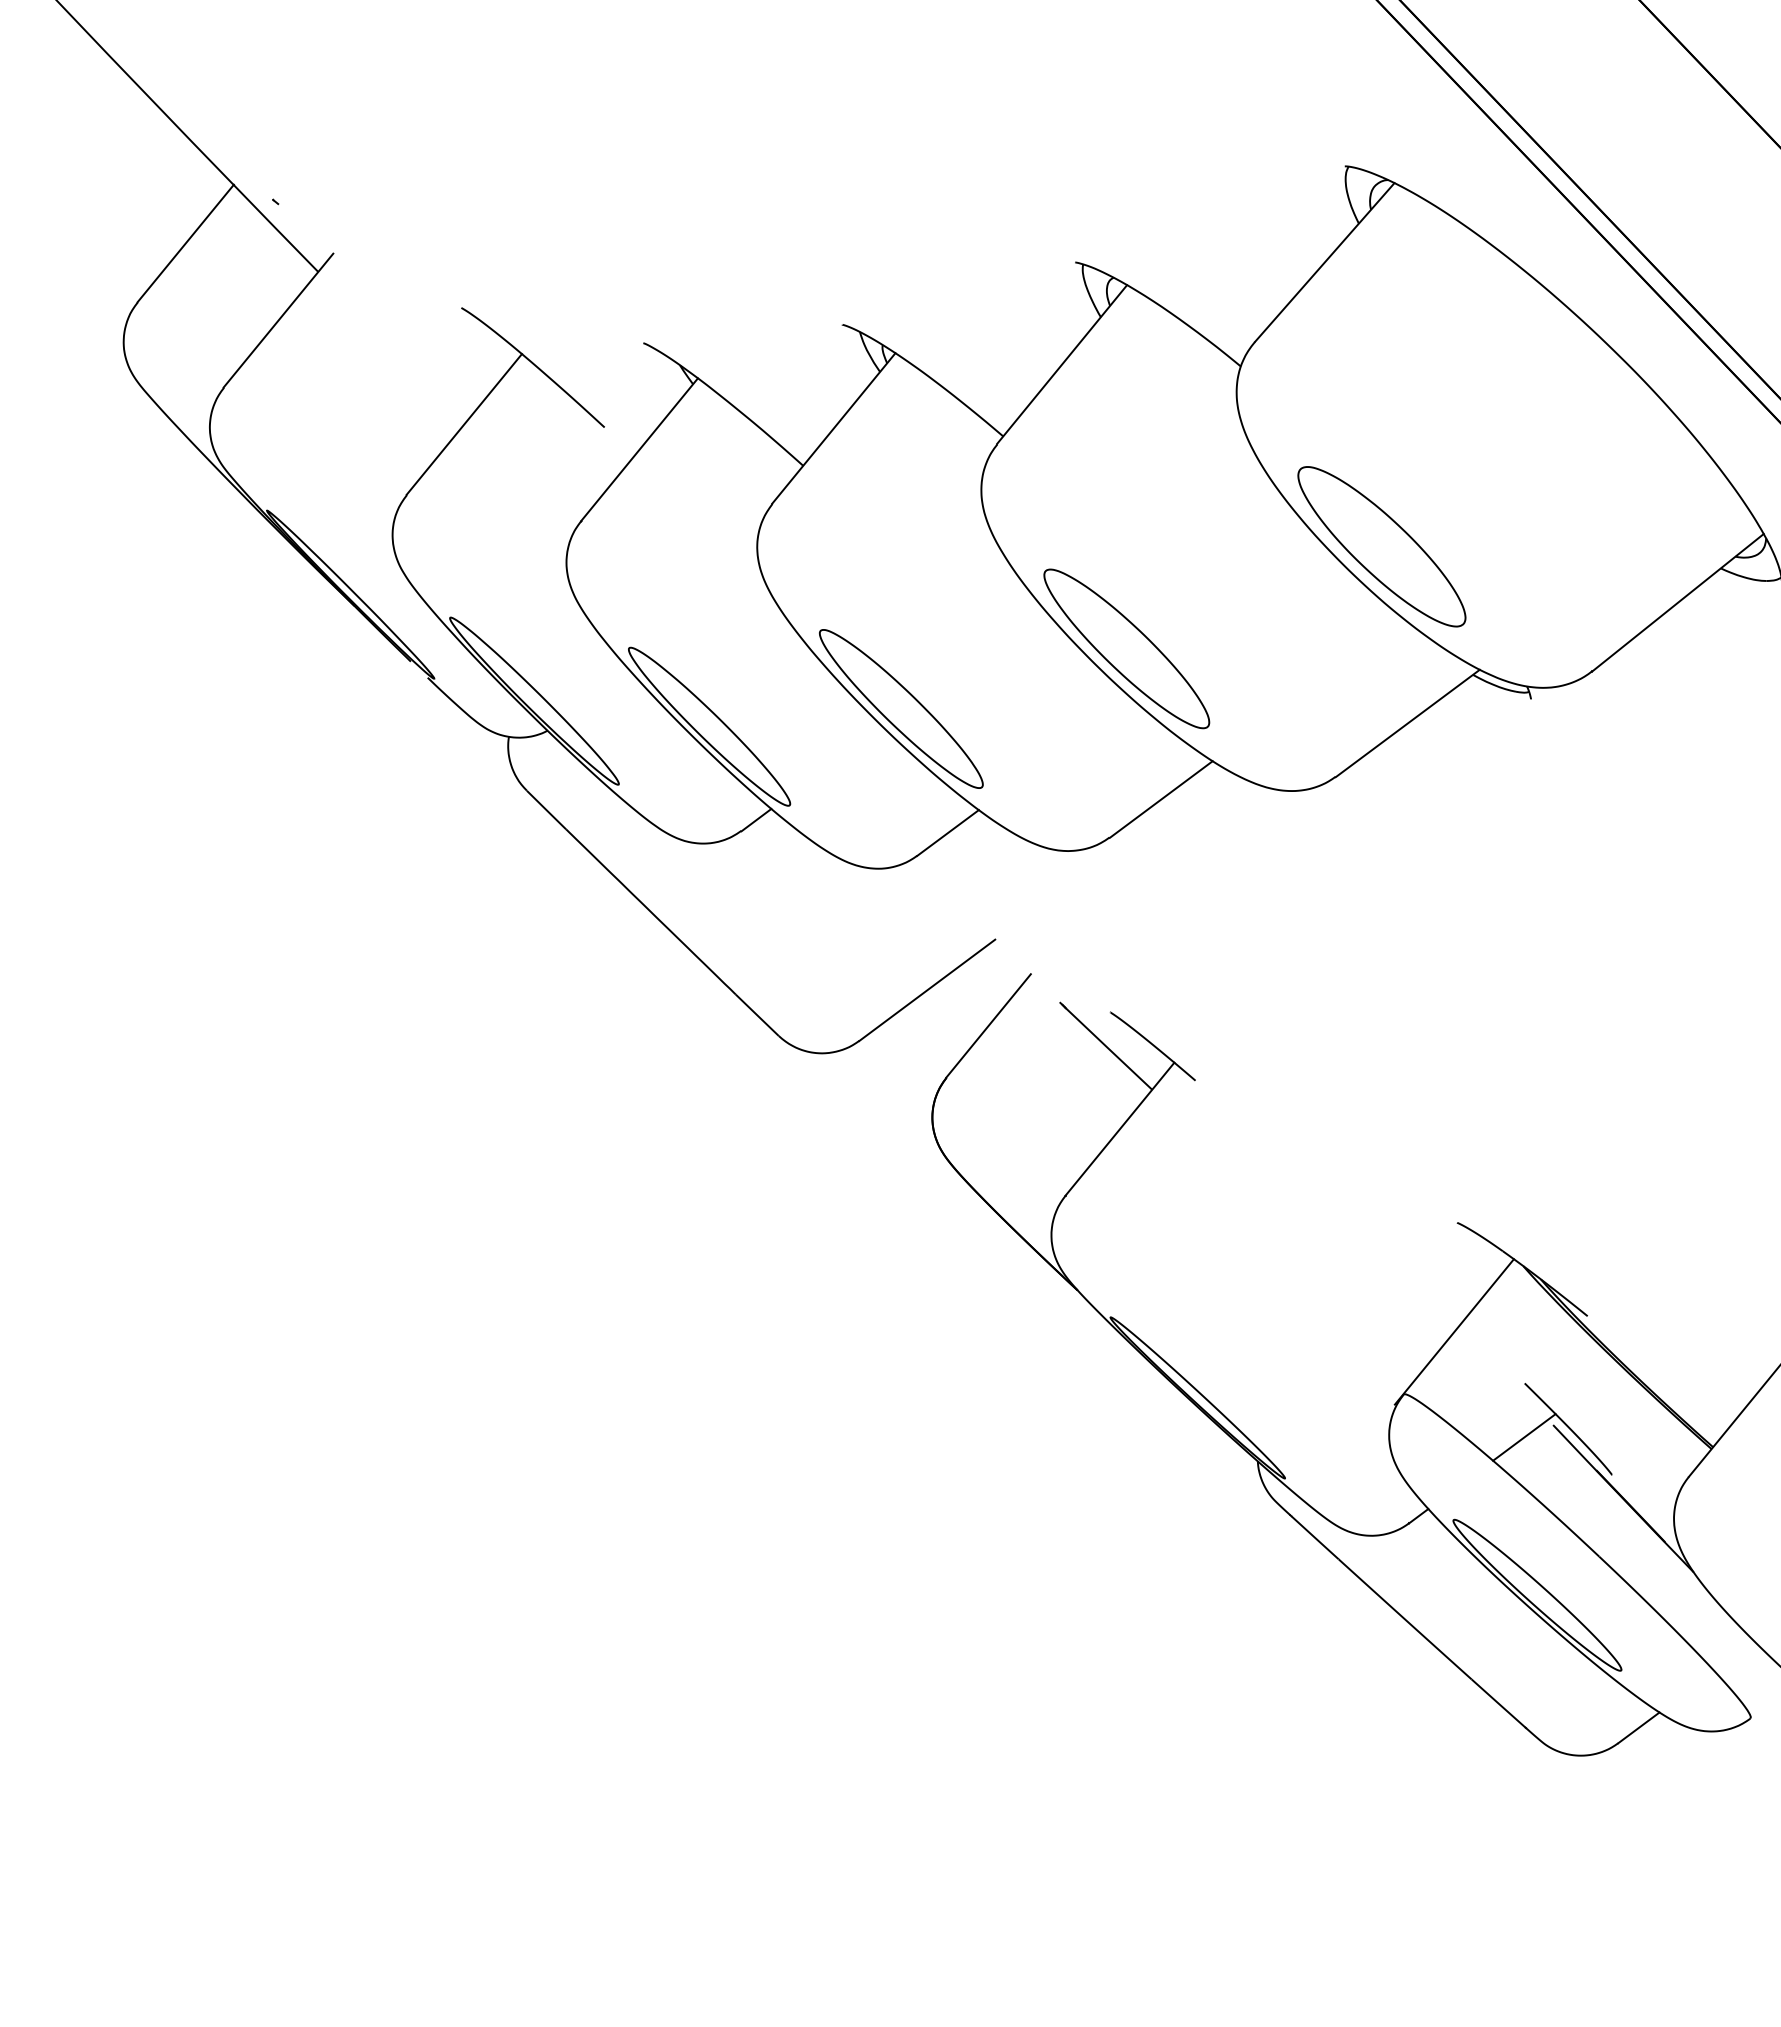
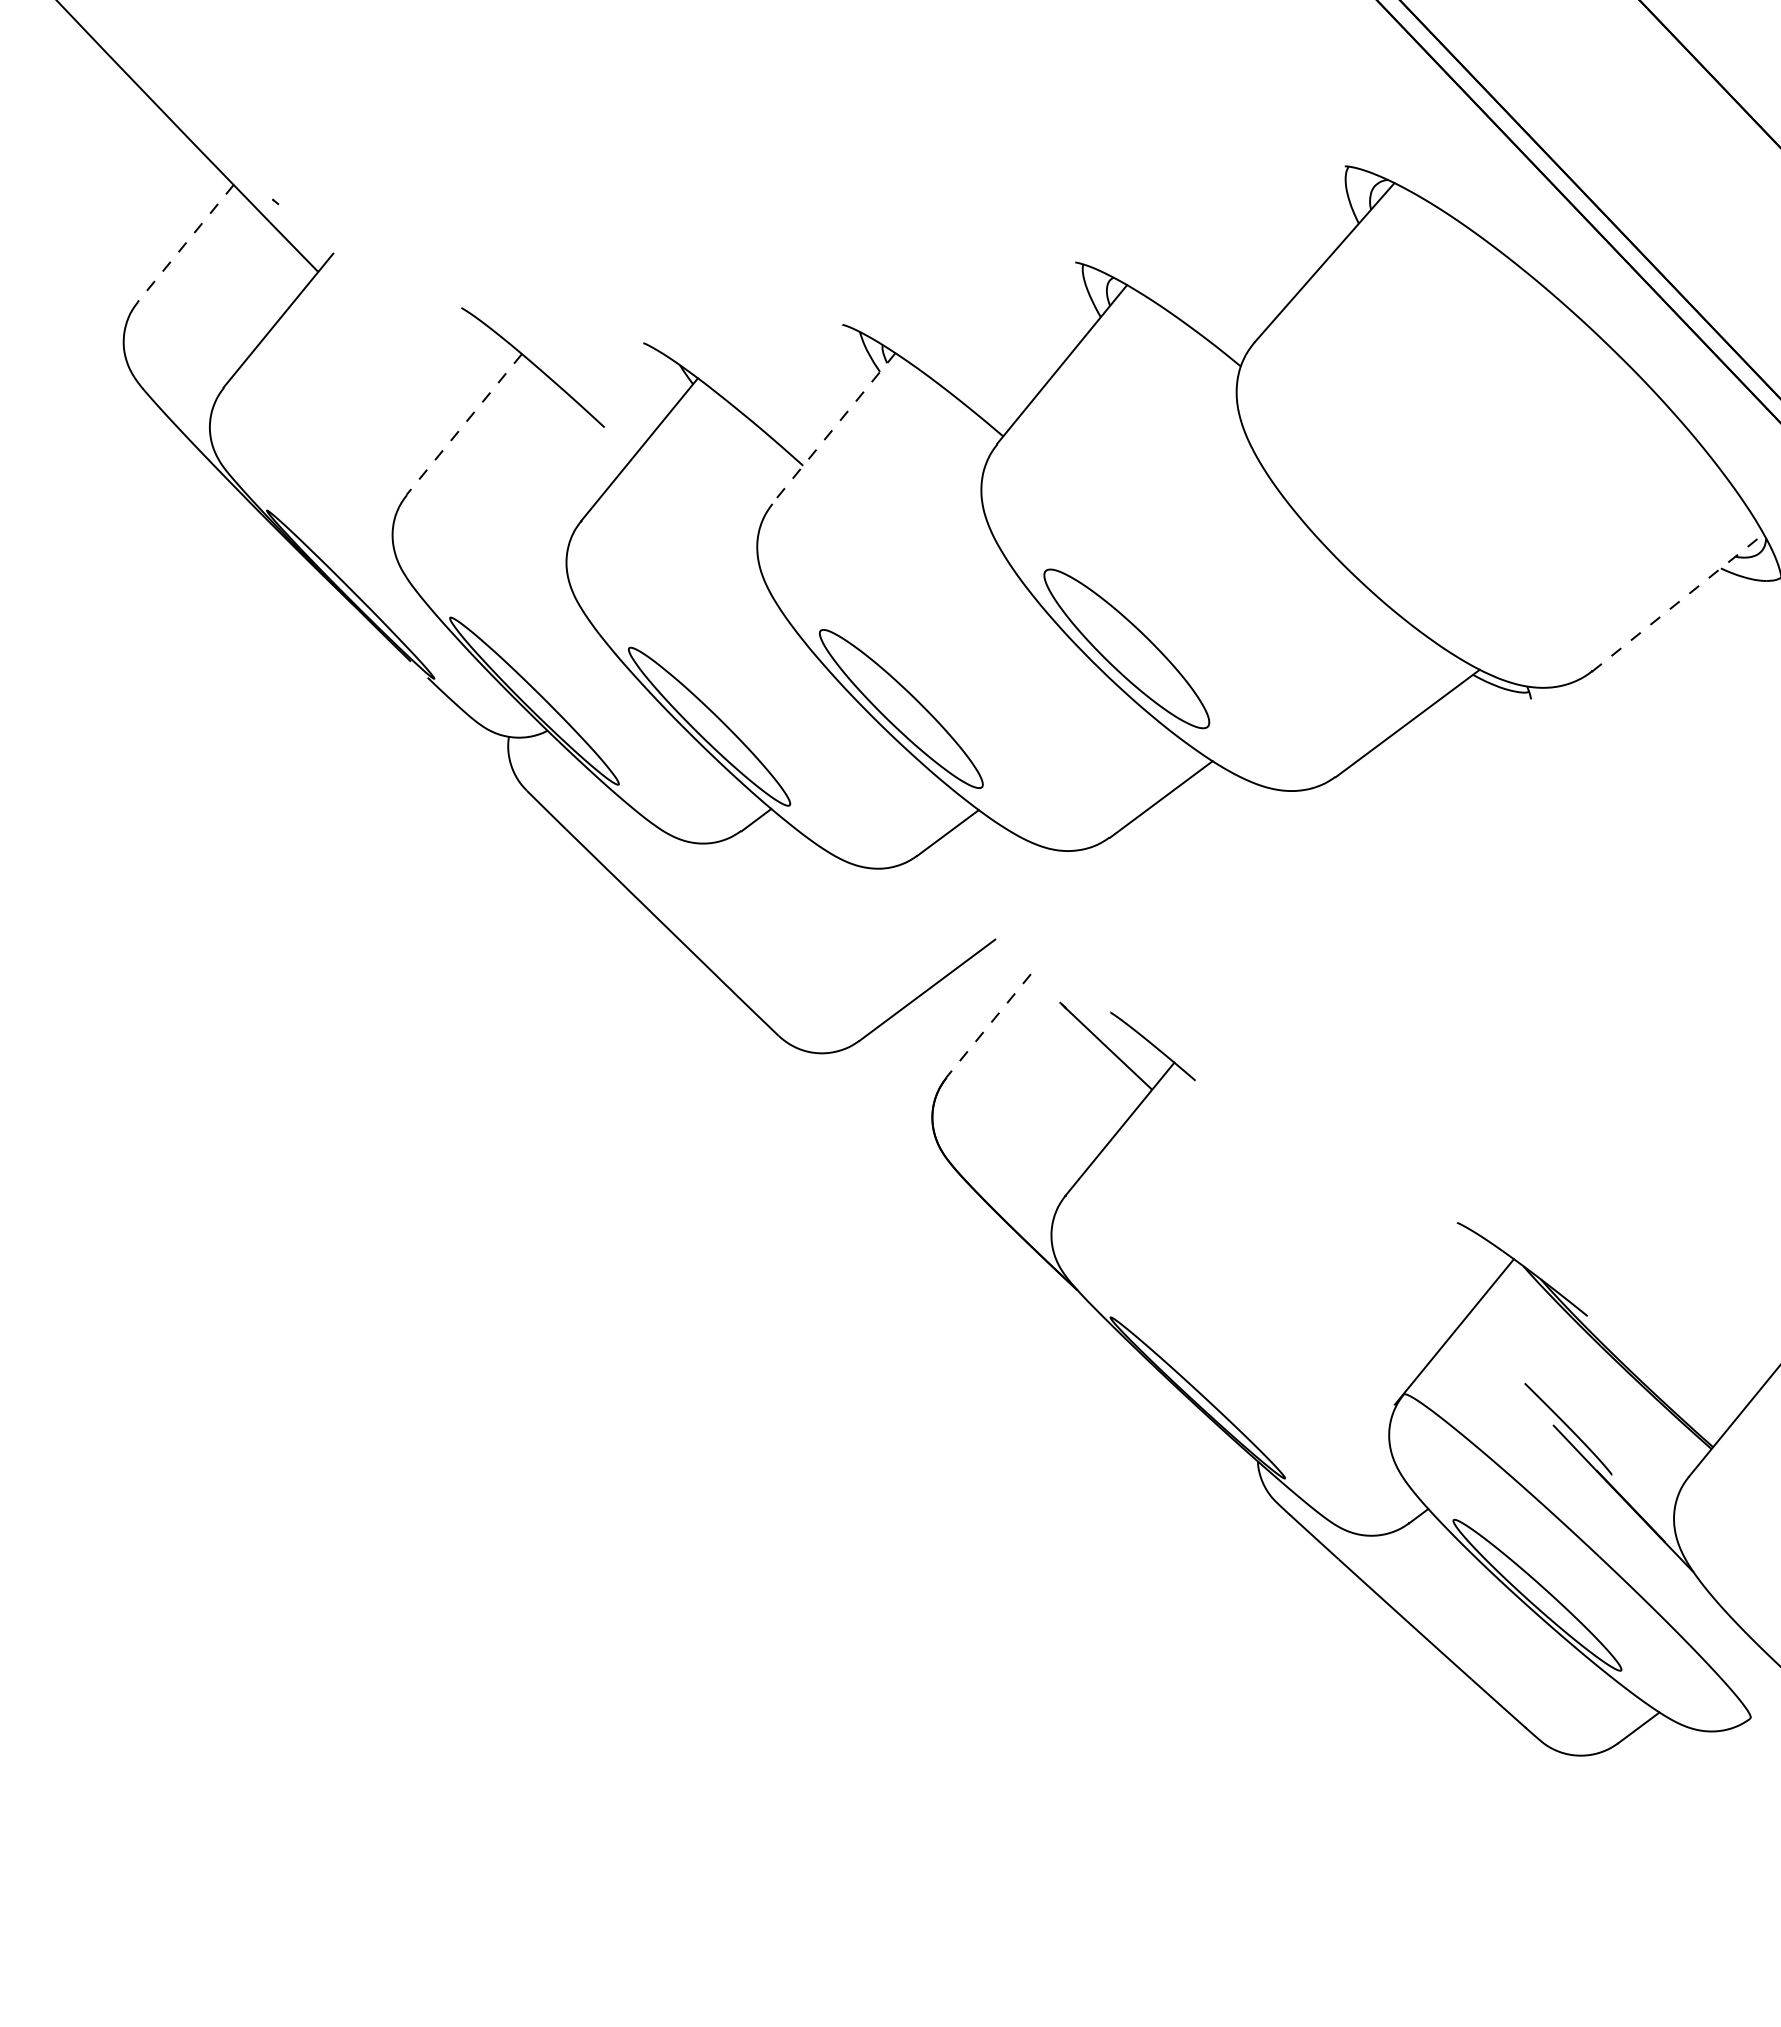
line: solid -> dashed (185, 243)
line: solid -> dashed (464, 424)
line: solid -> dashed (833, 428)
part: present -> none (1381, 546)
line: solid -> dashed (1678, 602)
line: solid -> dashed (988, 1025)
line: present -> none (1524, 1437)
